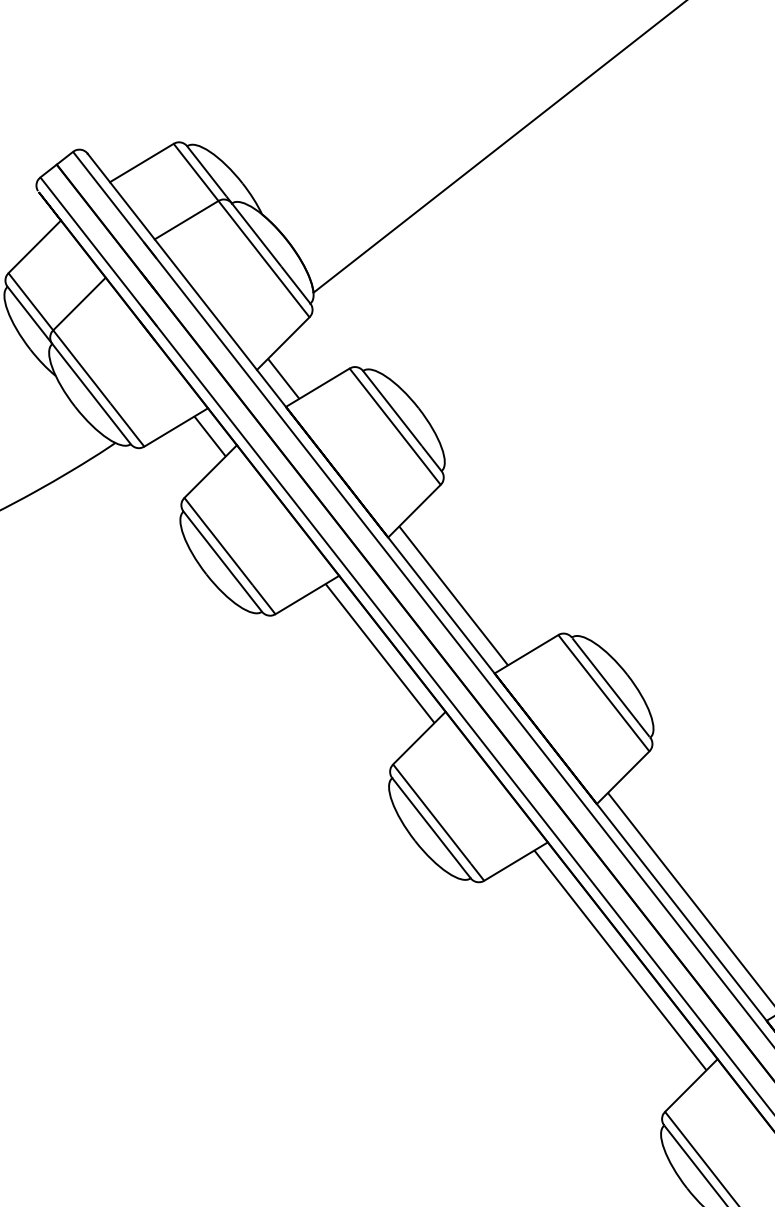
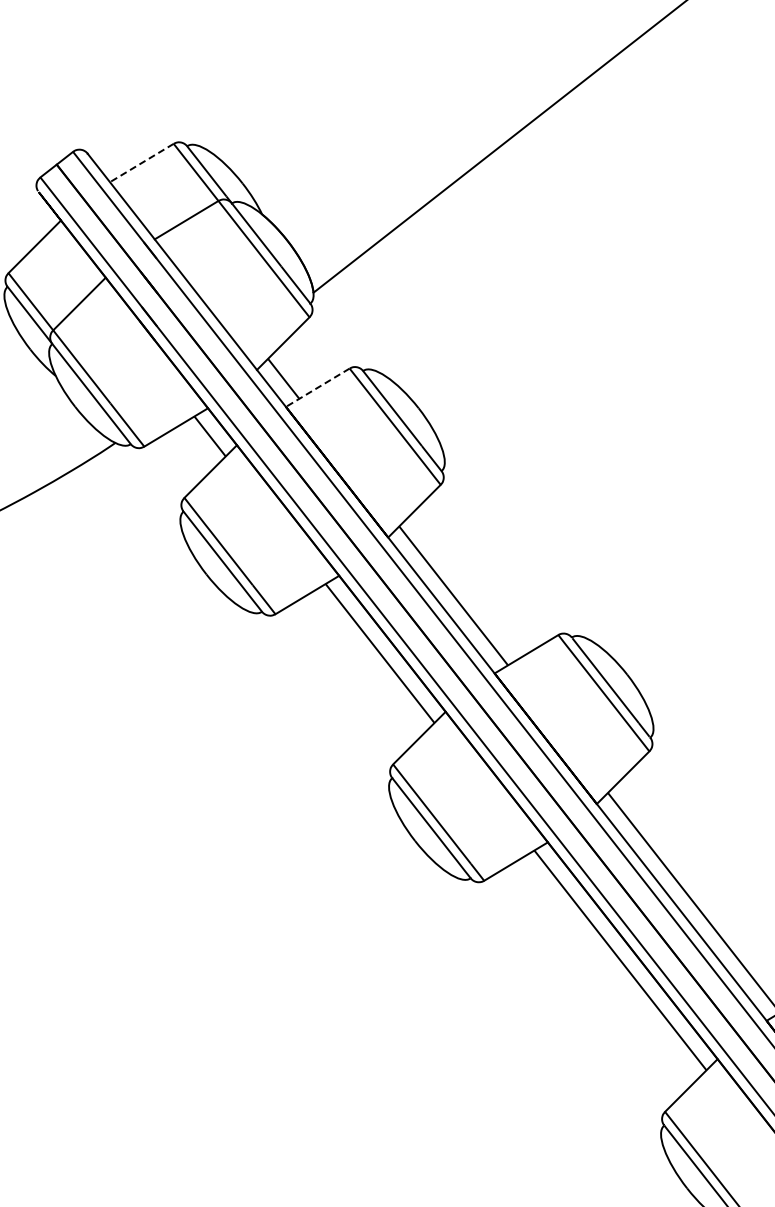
line: solid -> dashed (141, 163)
line: solid -> dashed (317, 388)
